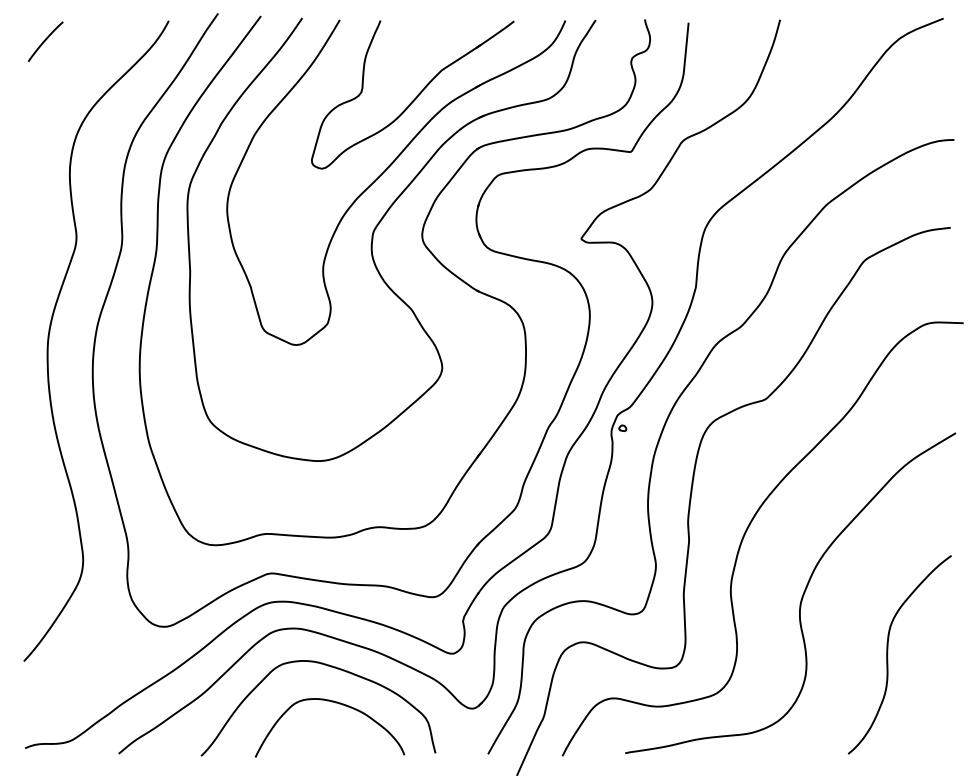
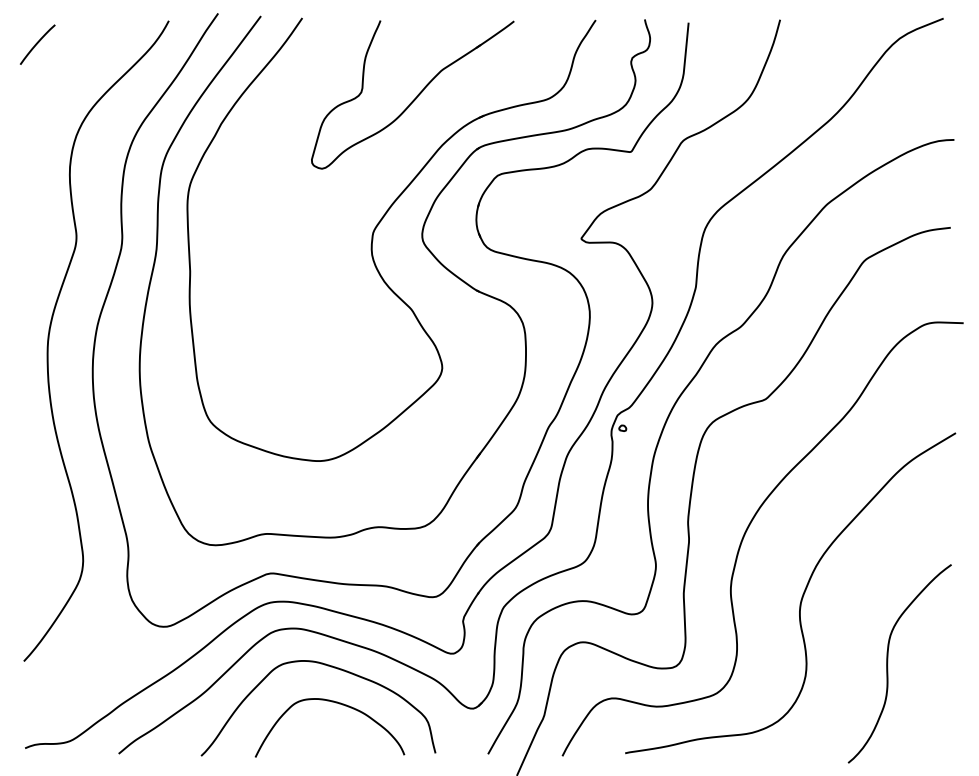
curve position: (45, 41) -> (37, 44) (37, 44)
part: present -> none (385, 171)
curve position: (888, 654) -> (888, 663) (888, 663)
